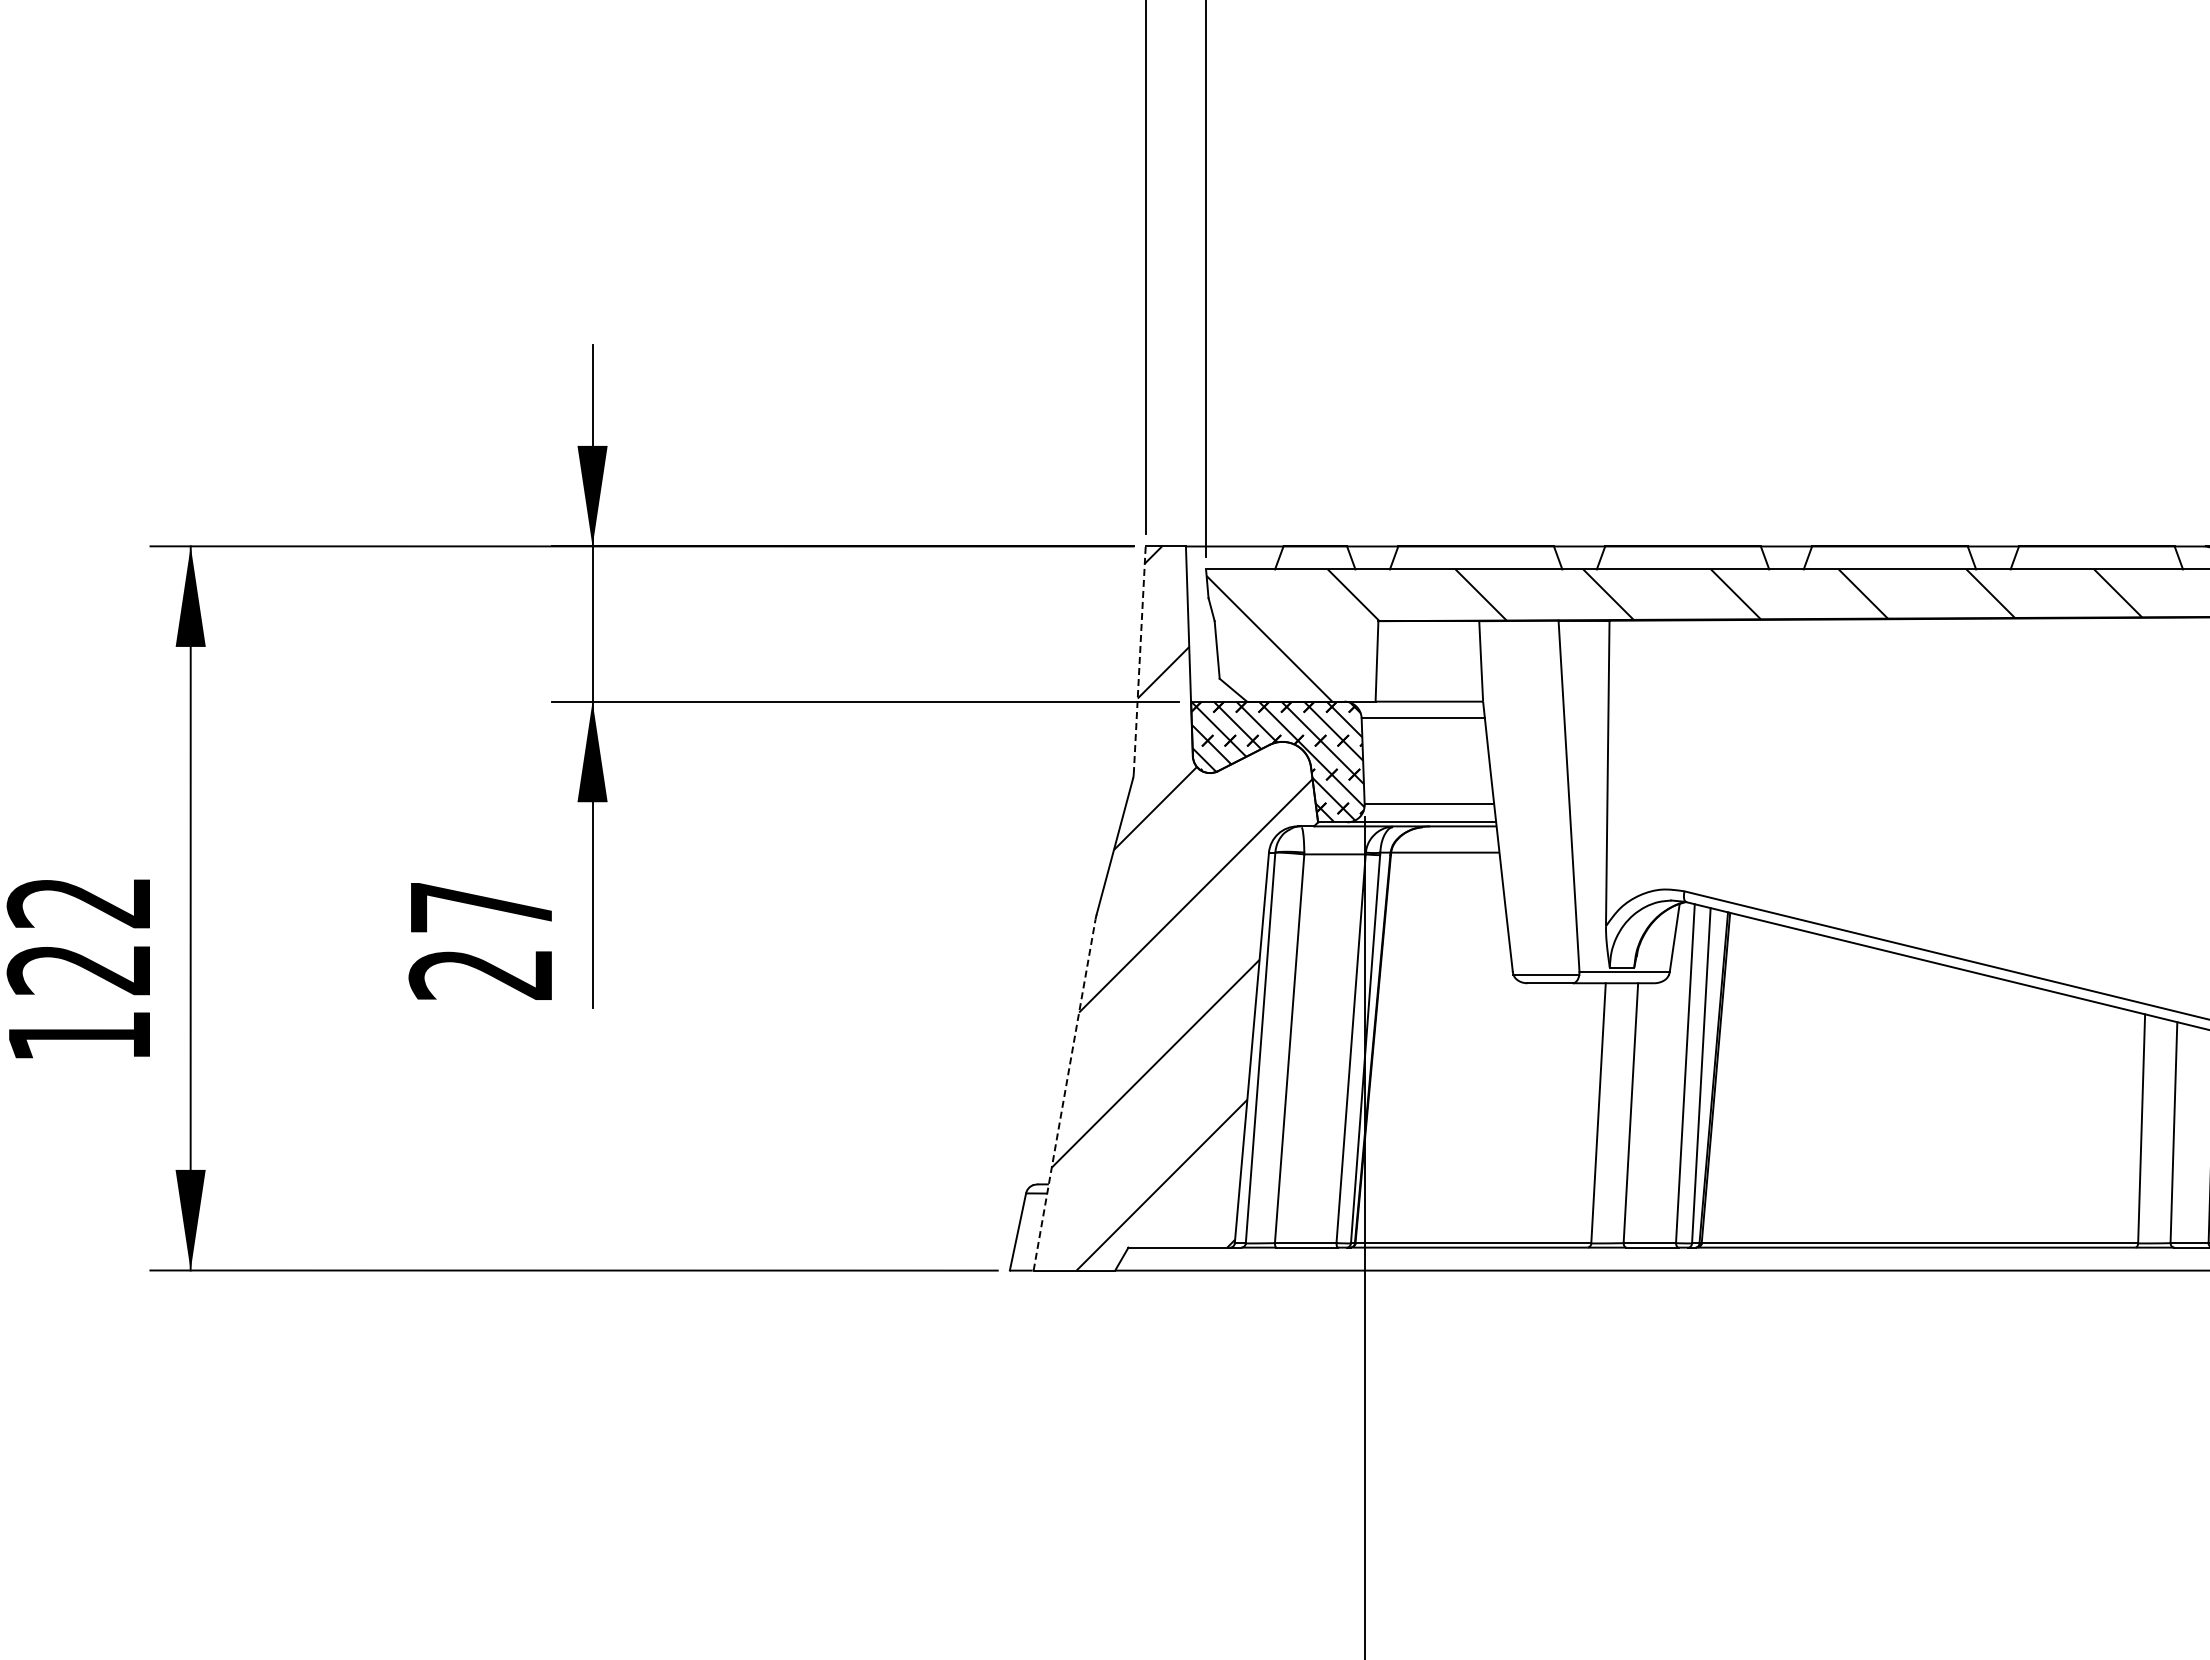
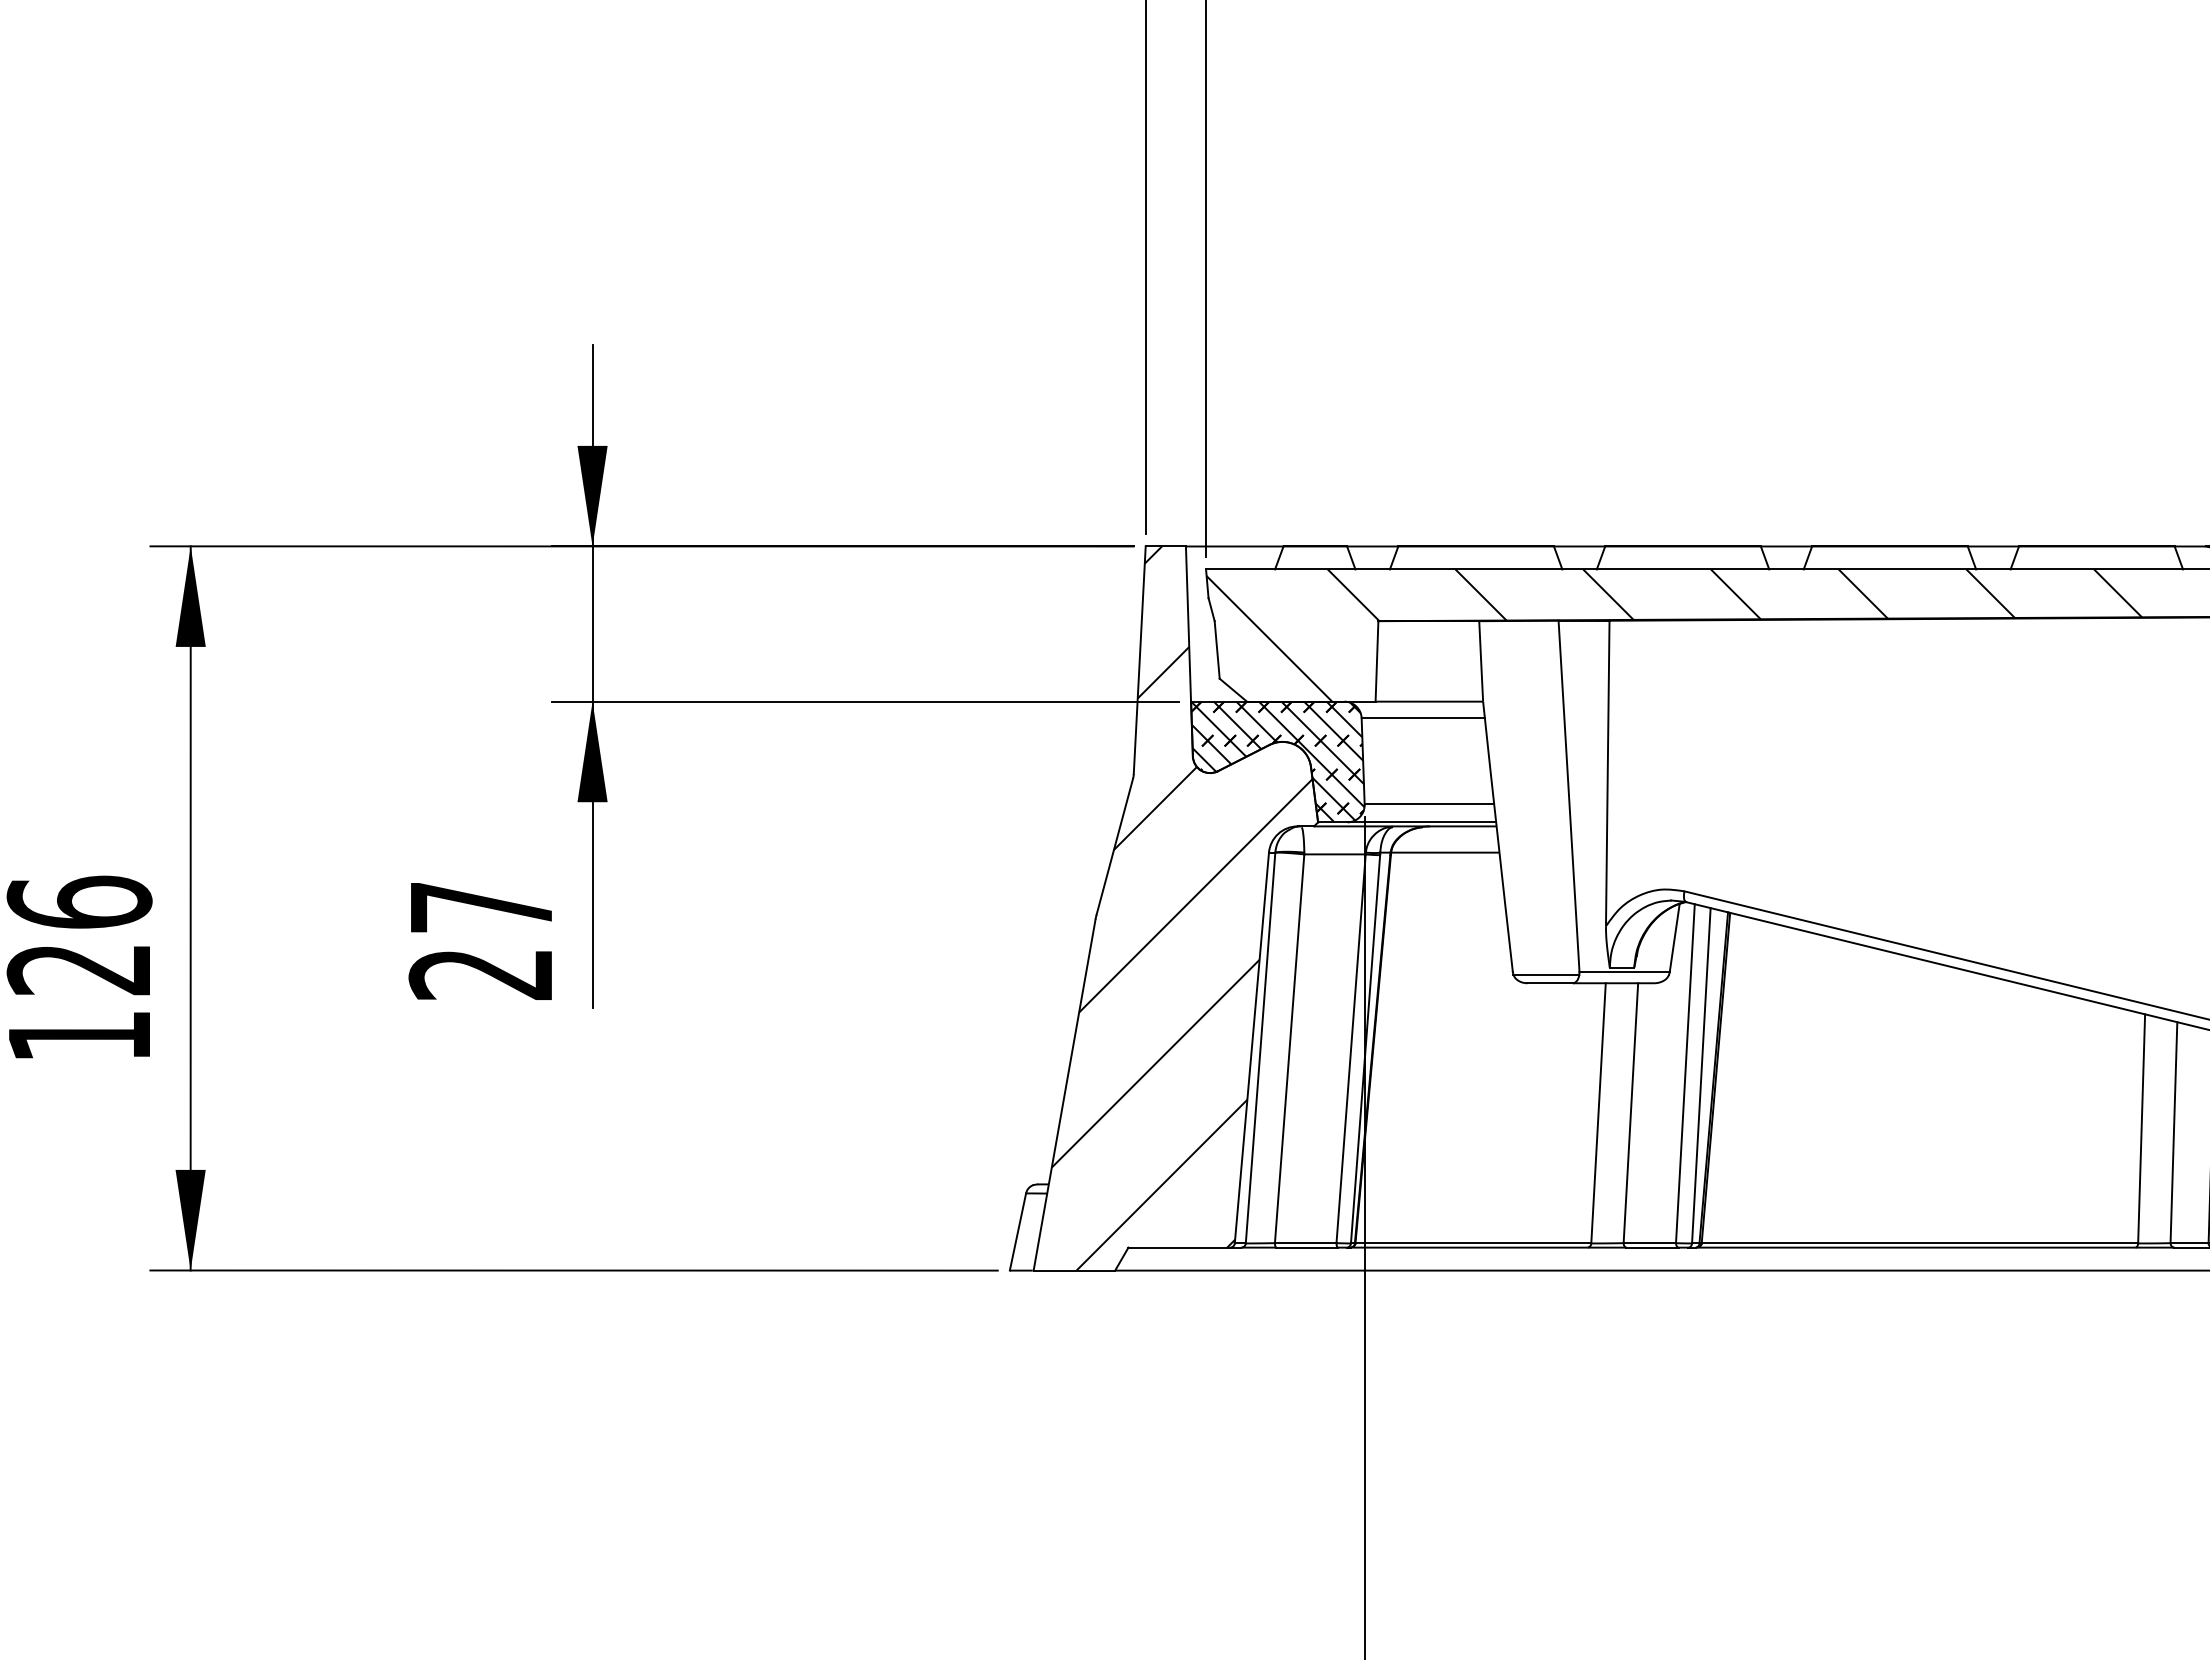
line: dashed -> solid (1139, 660)
text: 122 -> 126 (79, 901)
line: dashed -> solid (1064, 1094)
